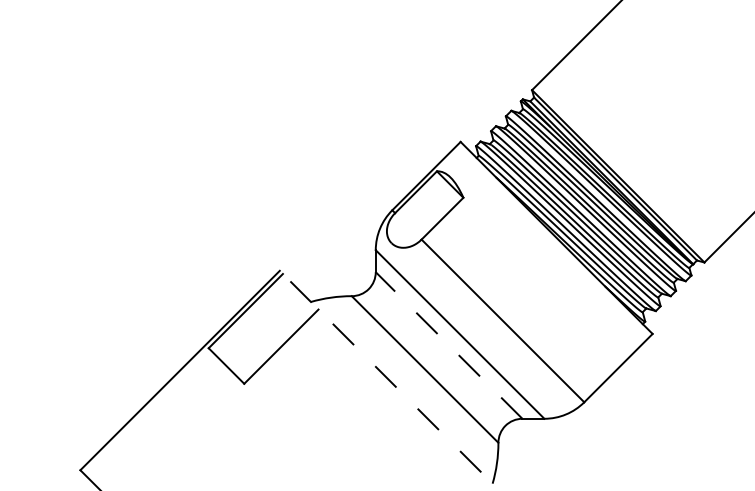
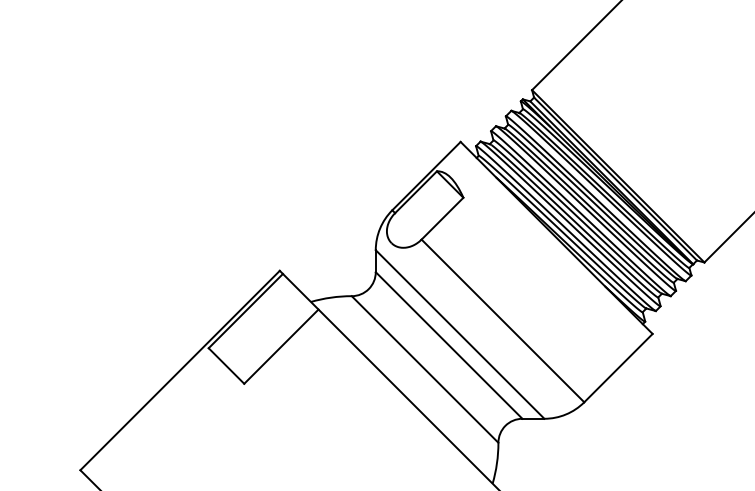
line: dashed -> solid (449, 345)
line: dashed -> solid (389, 380)
